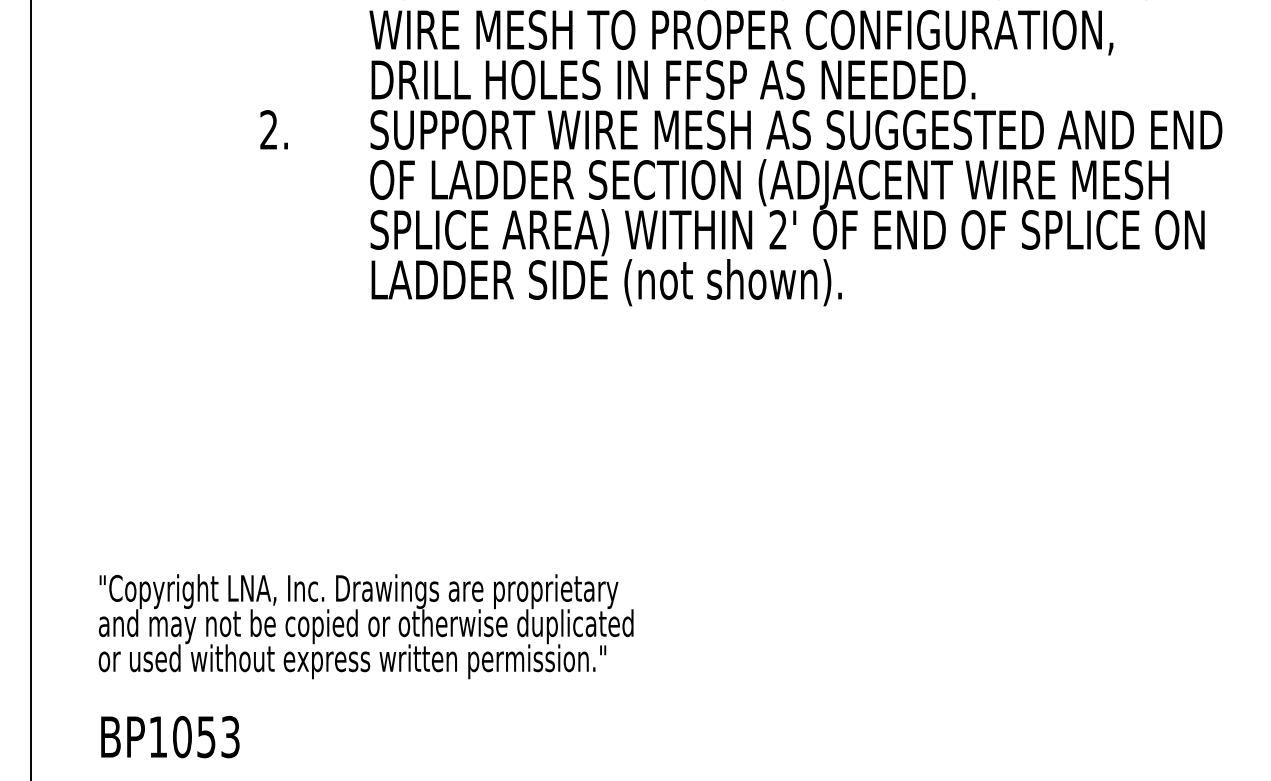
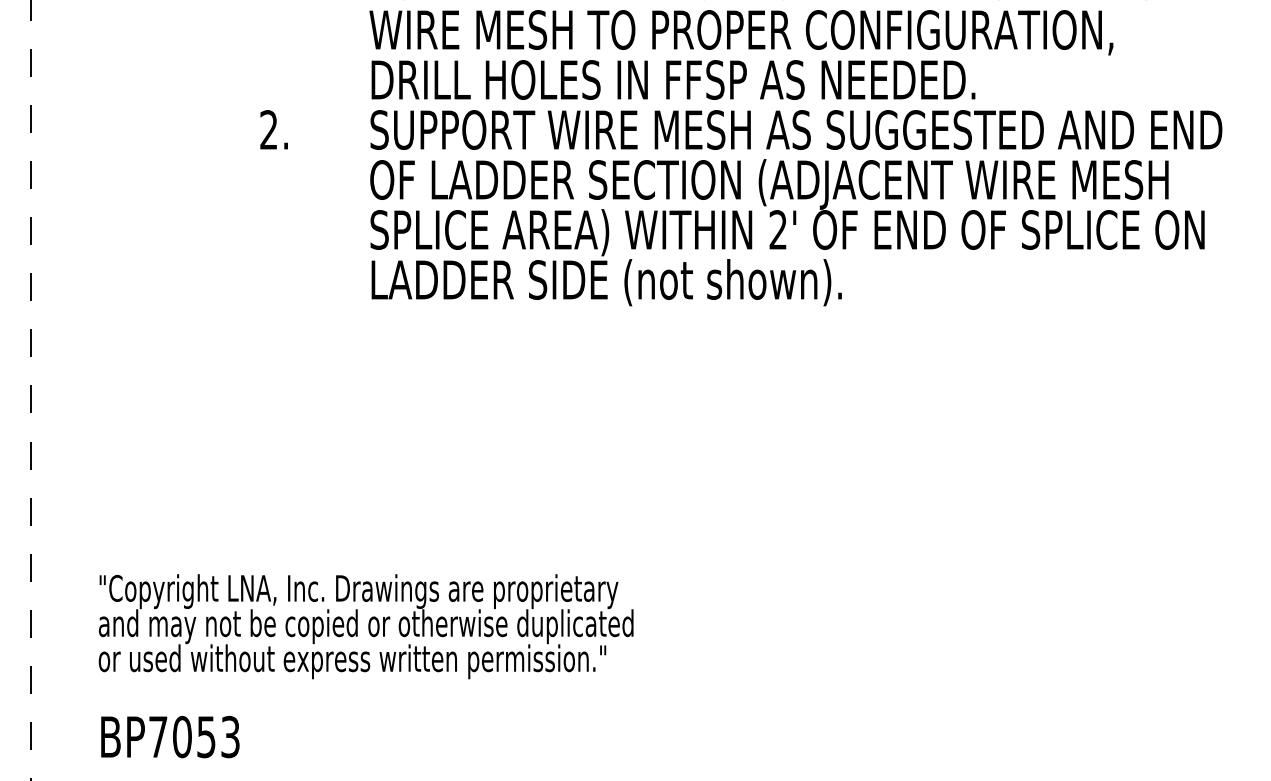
line: solid -> dashed (30, 390)
text: BP1053 -> BP7053 (158, 736)
